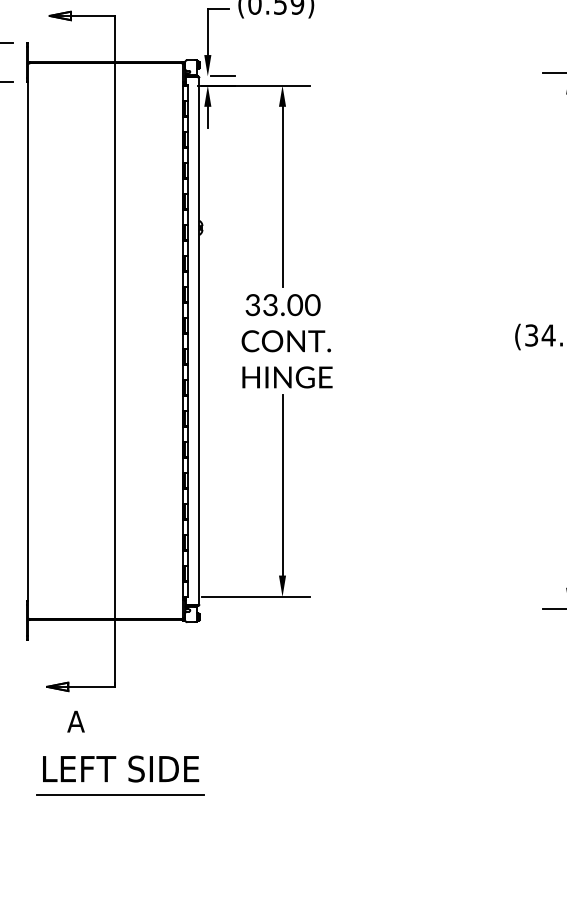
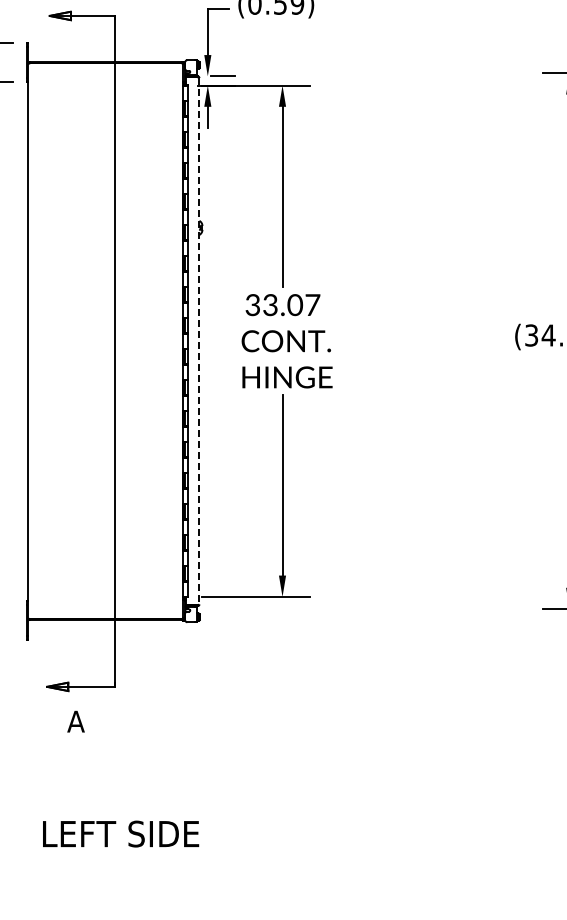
text: 33.00 -> 33.07 (312, 305)
line: solid -> dashed (199, 341)
text position: (121, 768) -> (121, 833) (121, 833)
line: present -> none (120, 794)
